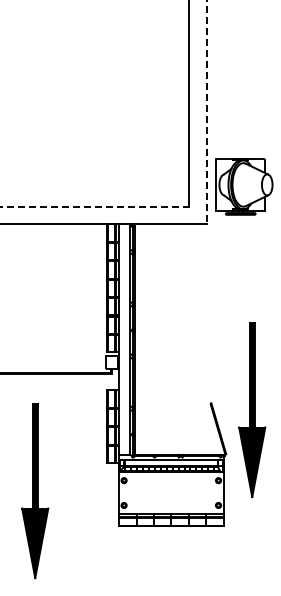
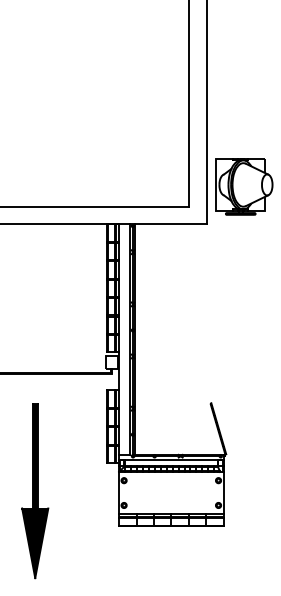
line: dashed -> solid (206, 112)
line: dashed -> solid (95, 206)
part: present -> none (252, 410)
